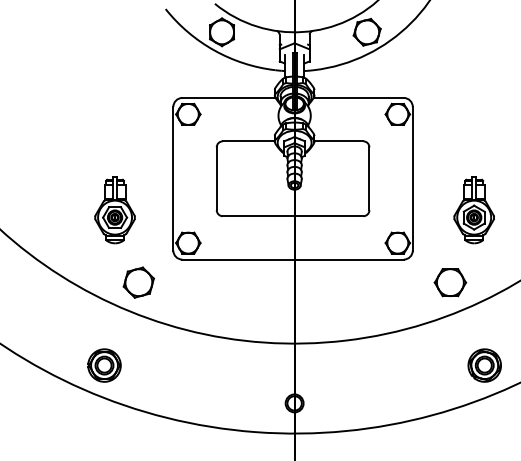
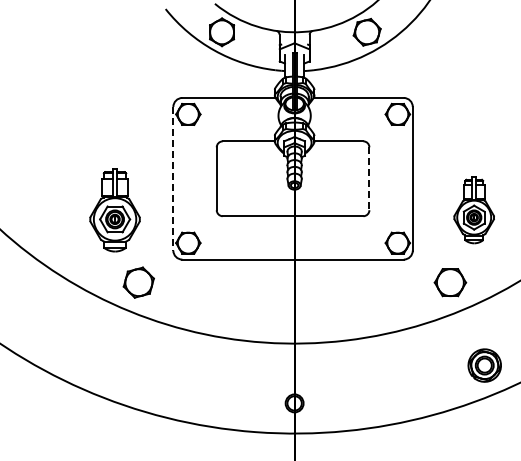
line: solid -> dashed (173, 178)
line: solid -> dashed (369, 179)
part size: 42x69 px -> 52x85 px (114, 210)
part: present -> none (104, 365)
